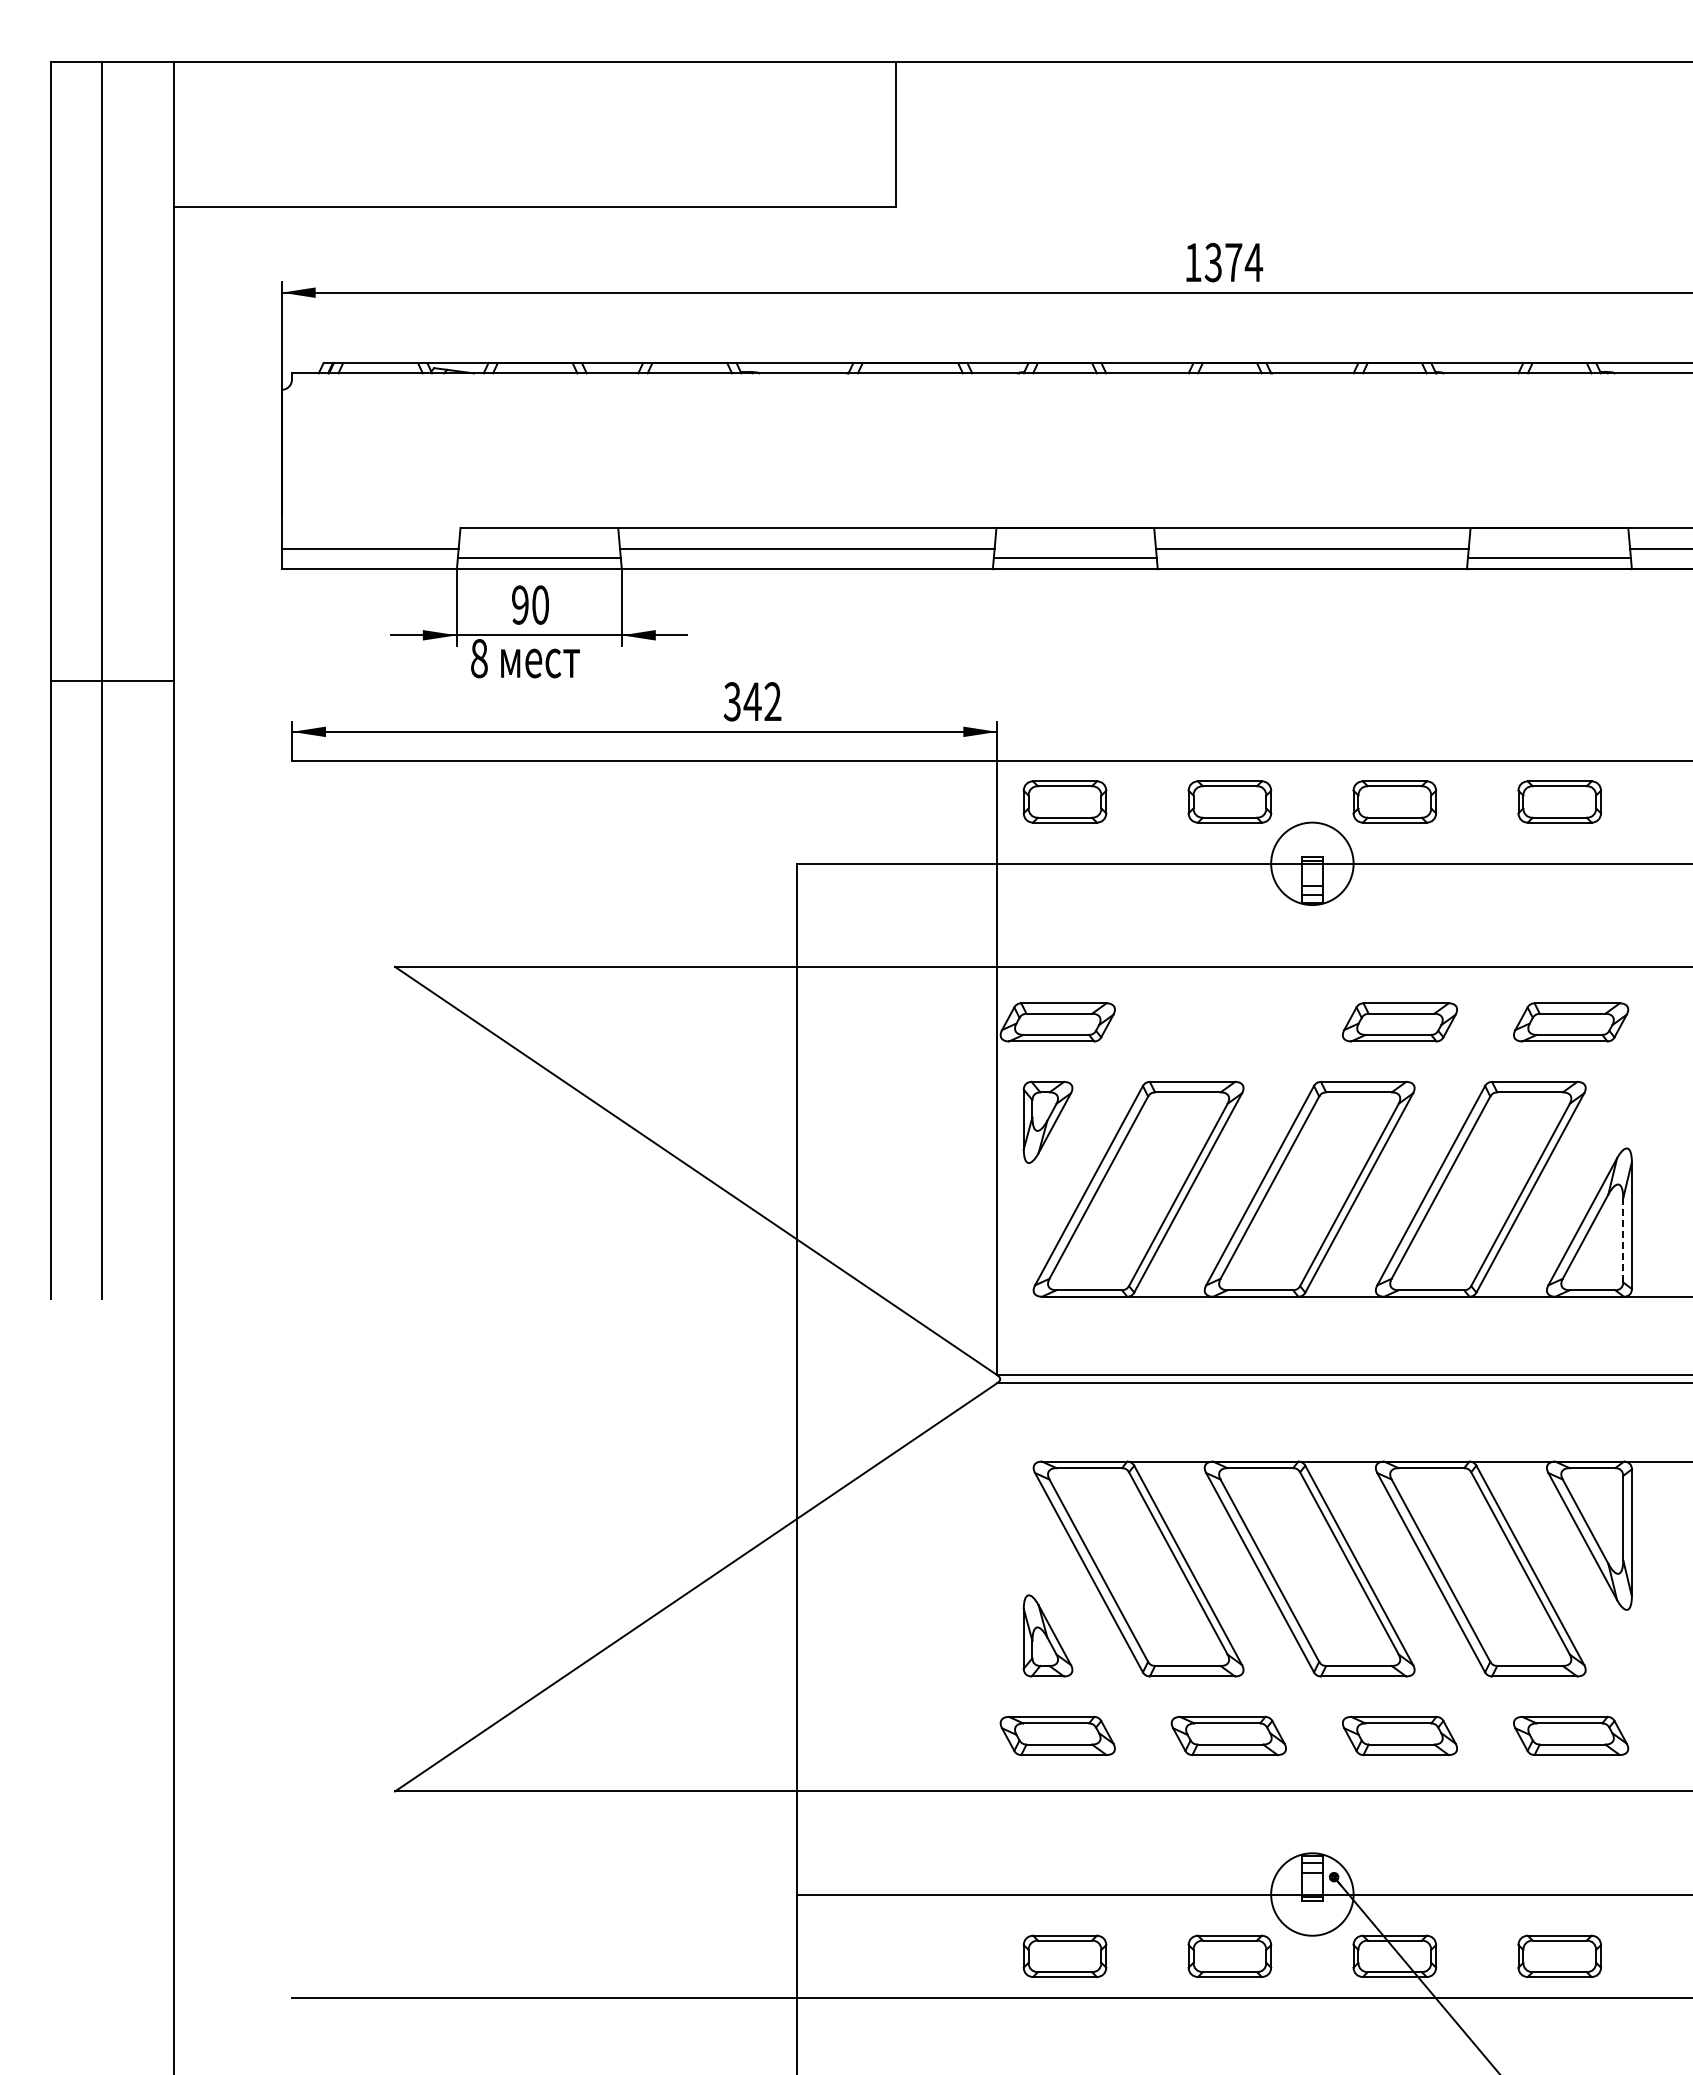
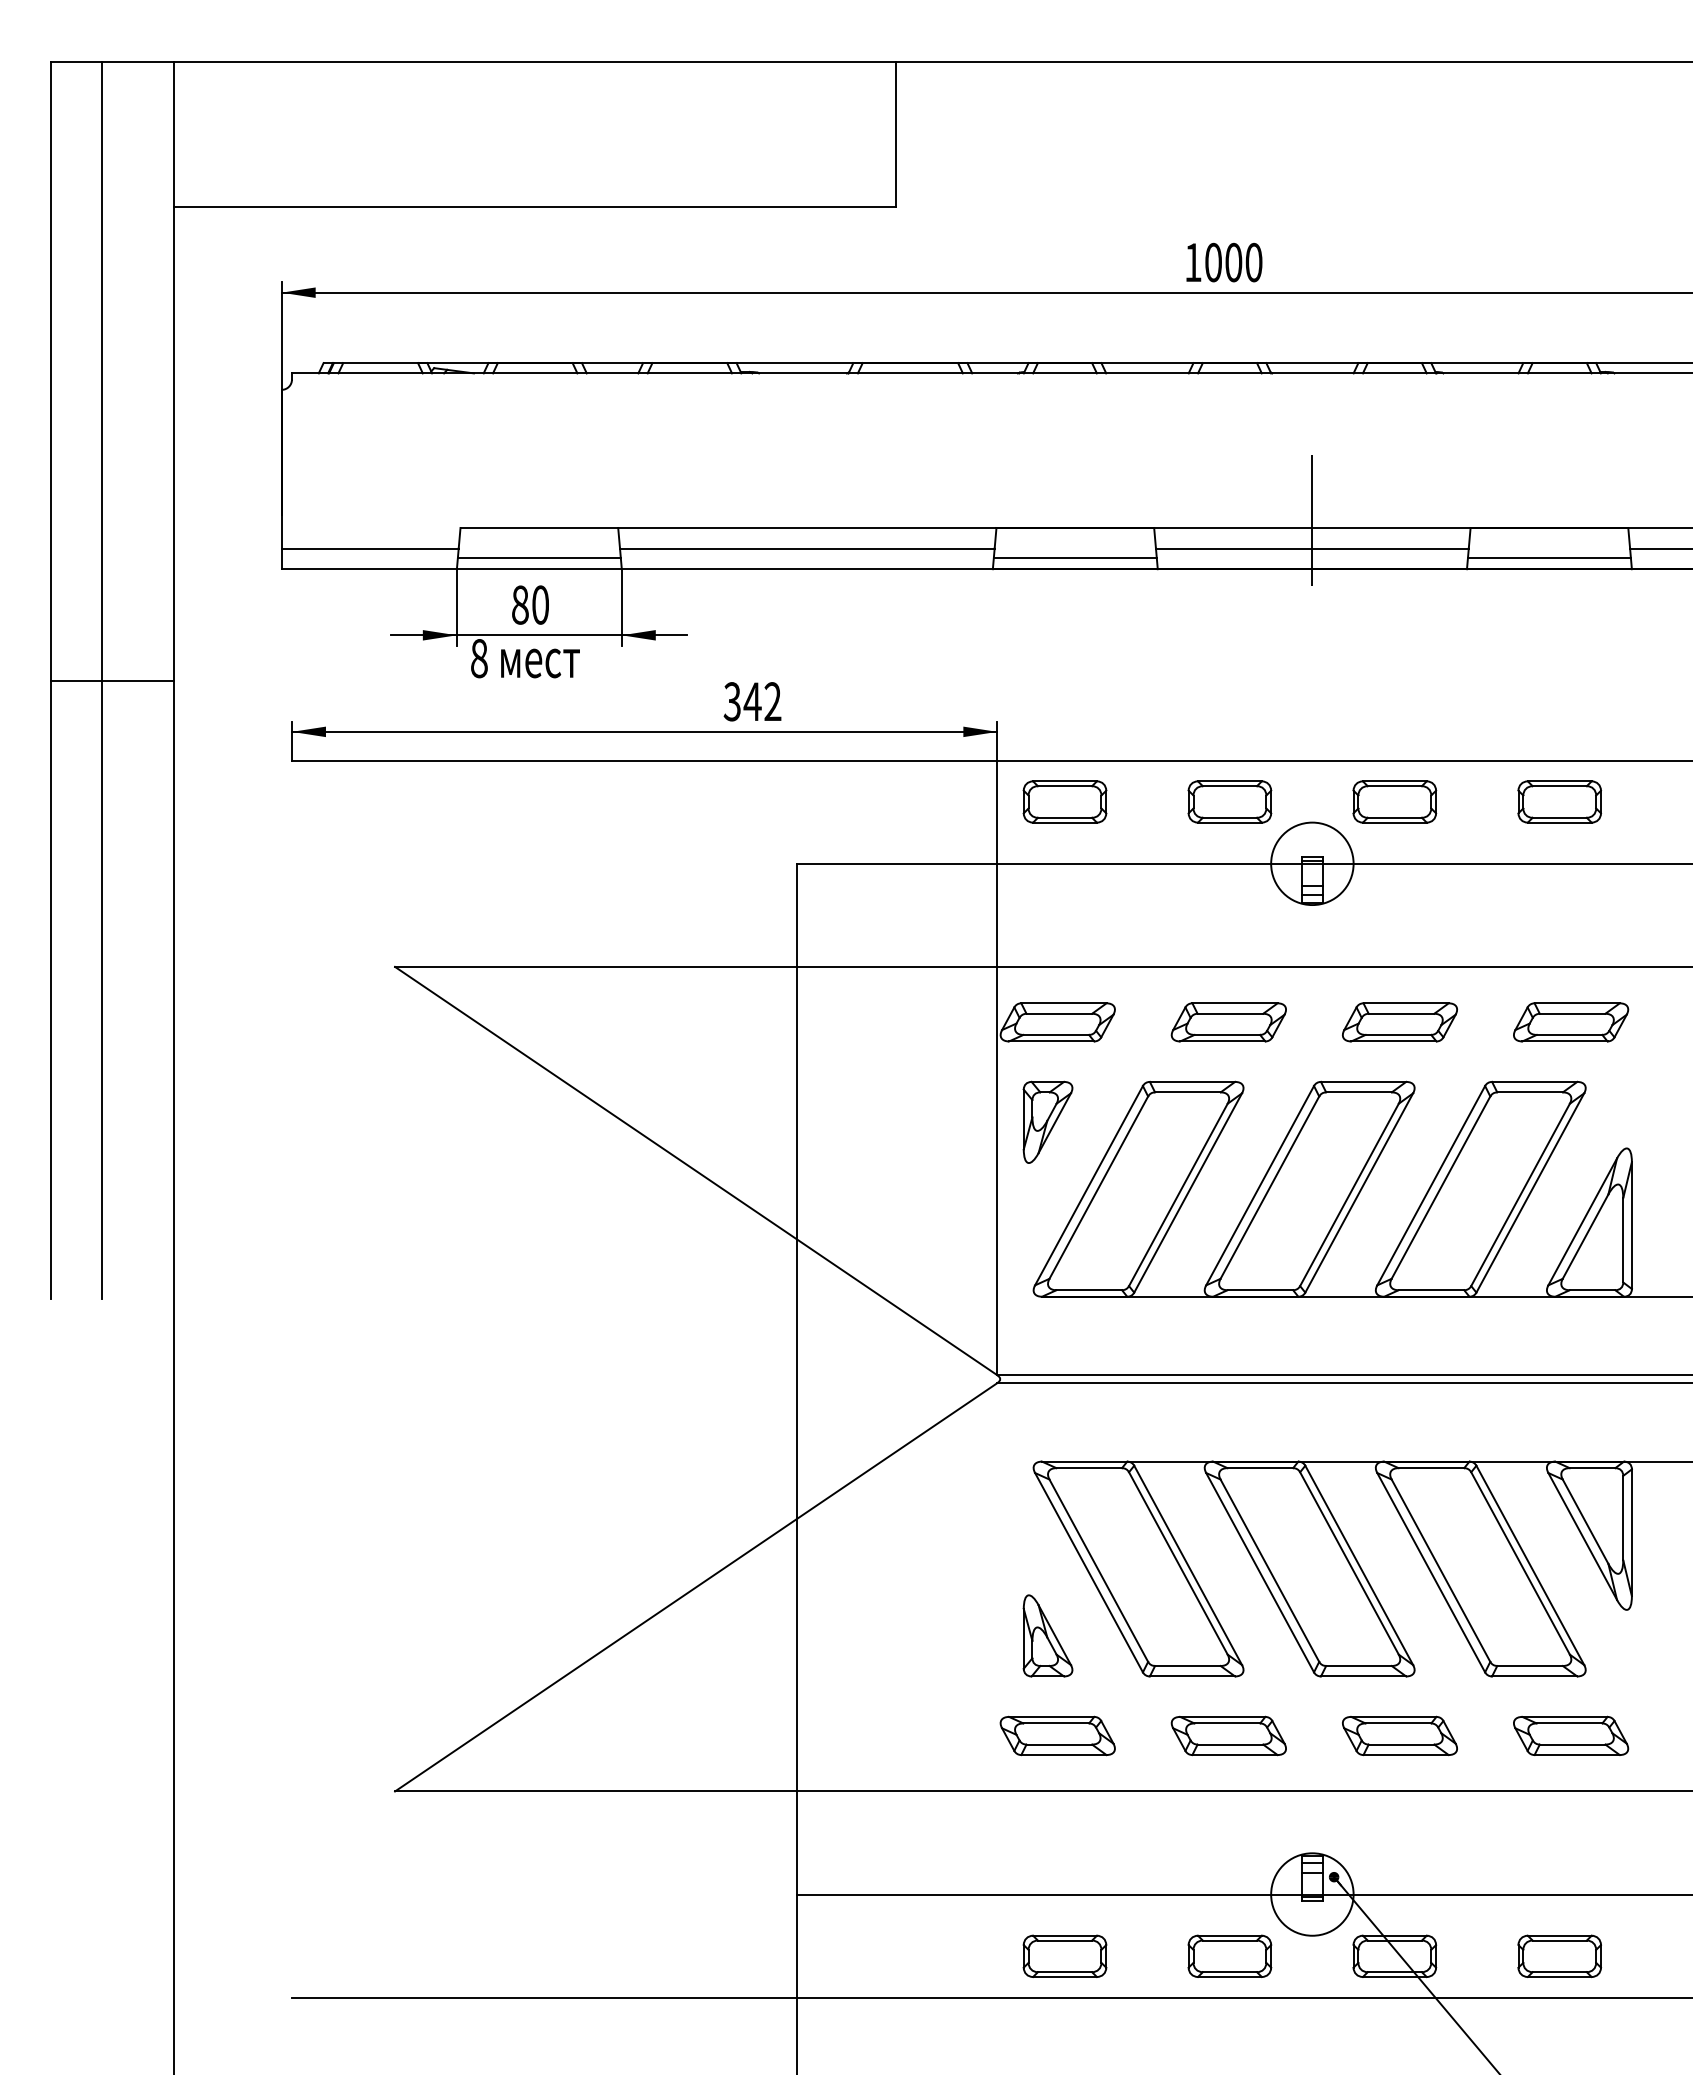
text: 1374 -> 1000 (1233, 262)
line: none -> present (1312, 513)
text: 90 -> 80 (520, 604)
part: none -> present (1228, 1022)
line: dashed -> solid (1623, 1239)
